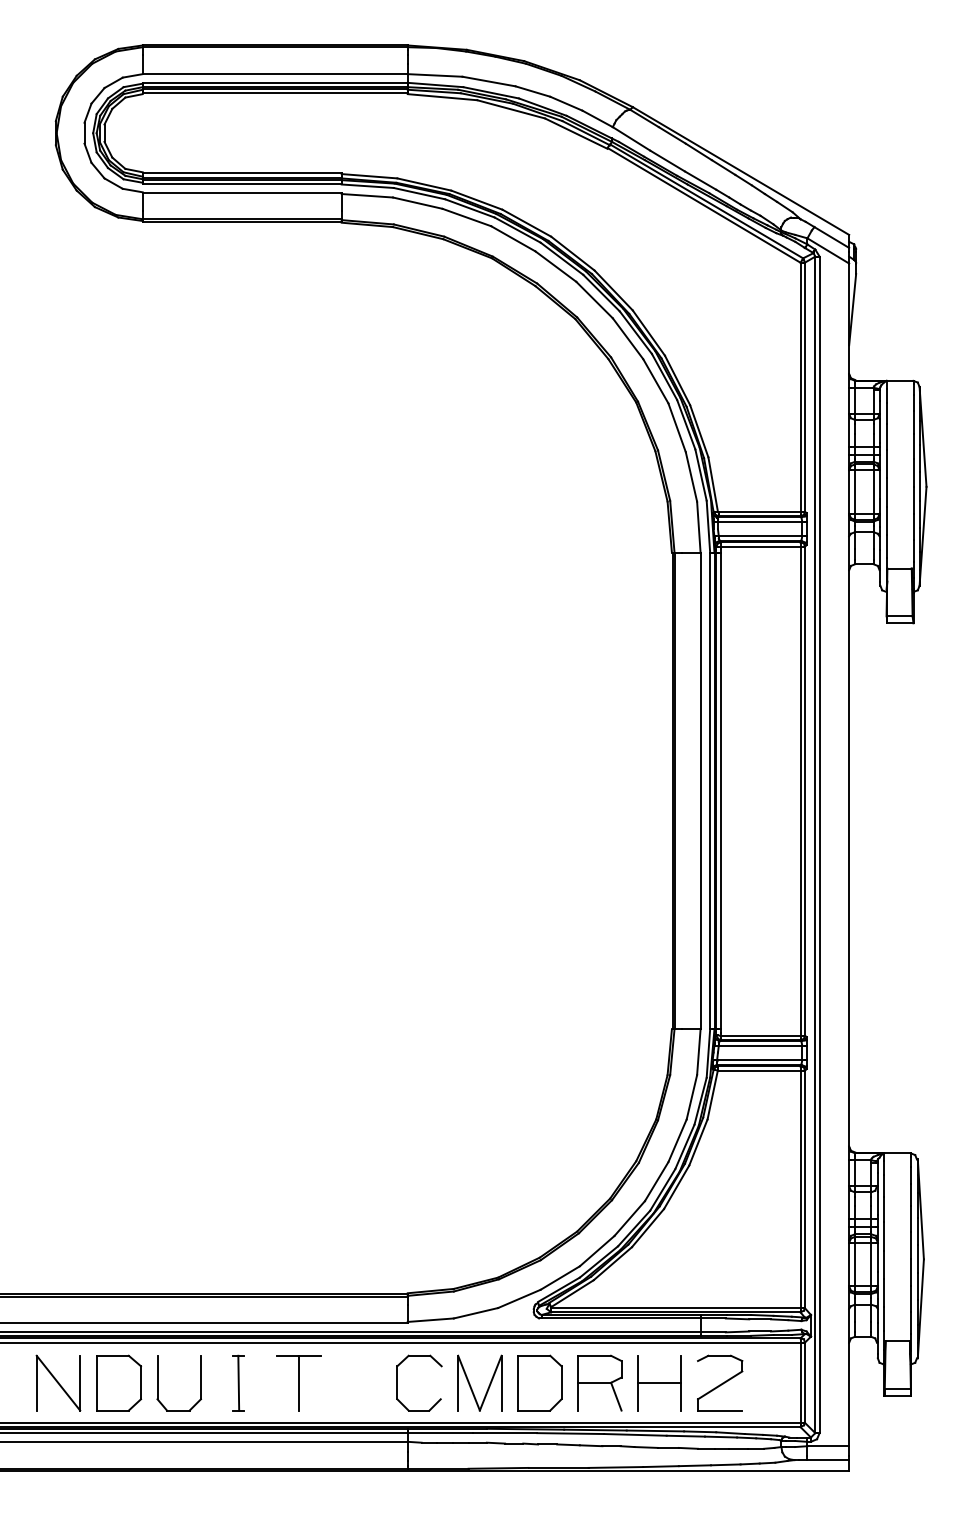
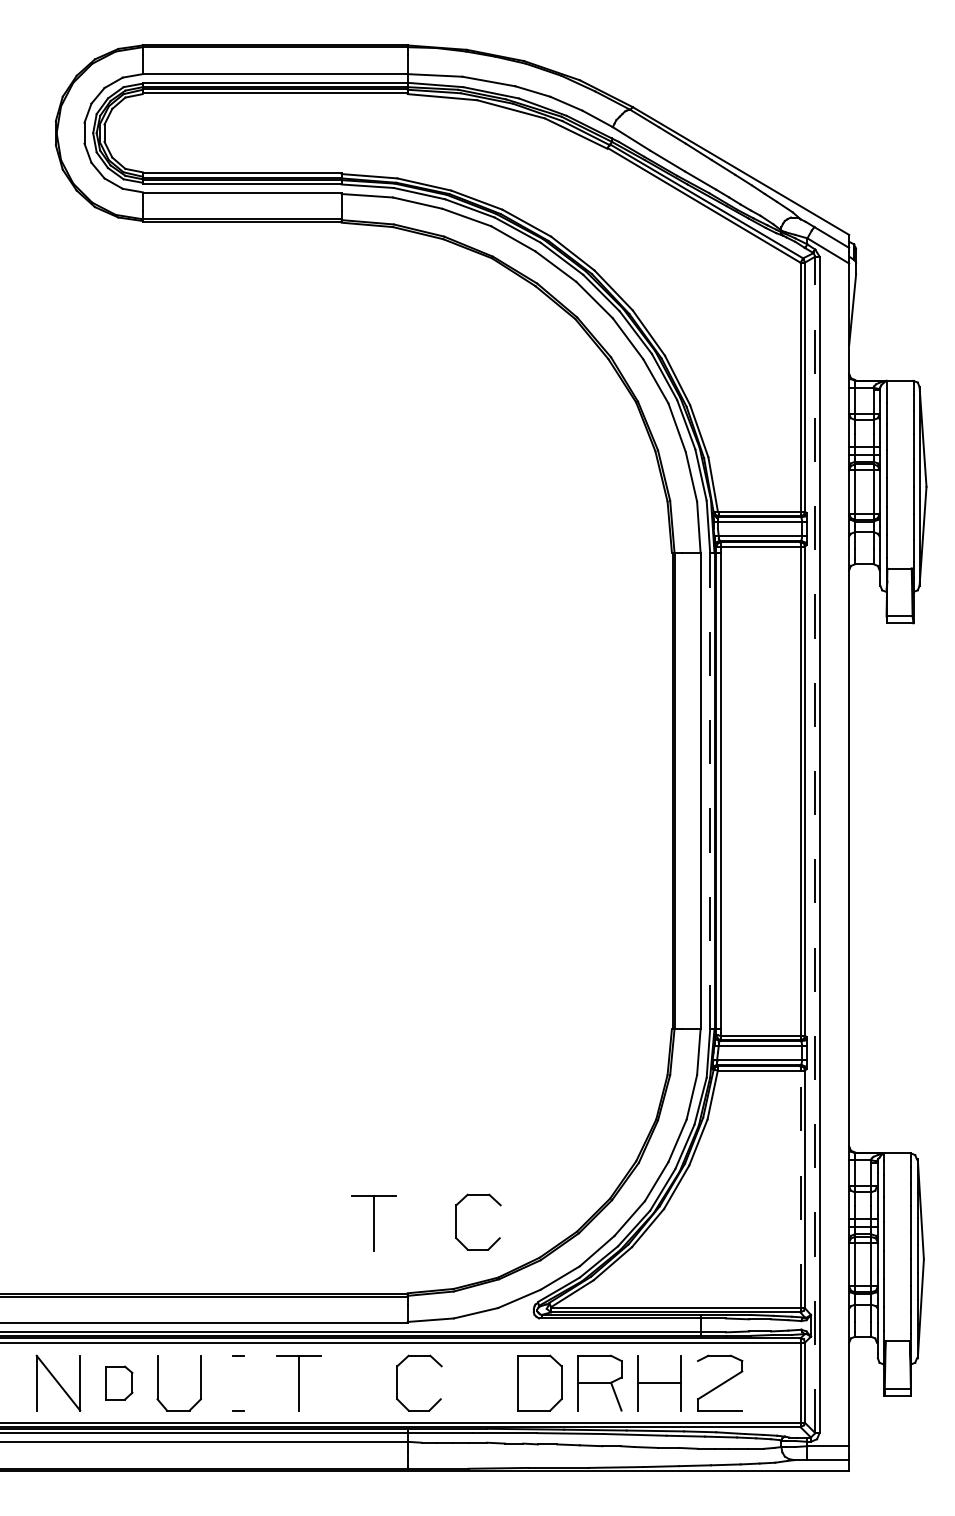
line: solid -> dashed (710, 790)
line: solid -> dashed (815, 844)
line: solid -> dashed (800, 1189)
part: none -> present (456, 1221)
part: none -> present (373, 1223)
part size: 47x58 px -> 29x36 px (119, 1382)
line: present -> none (238, 1382)
part: present -> none (471, 1386)
